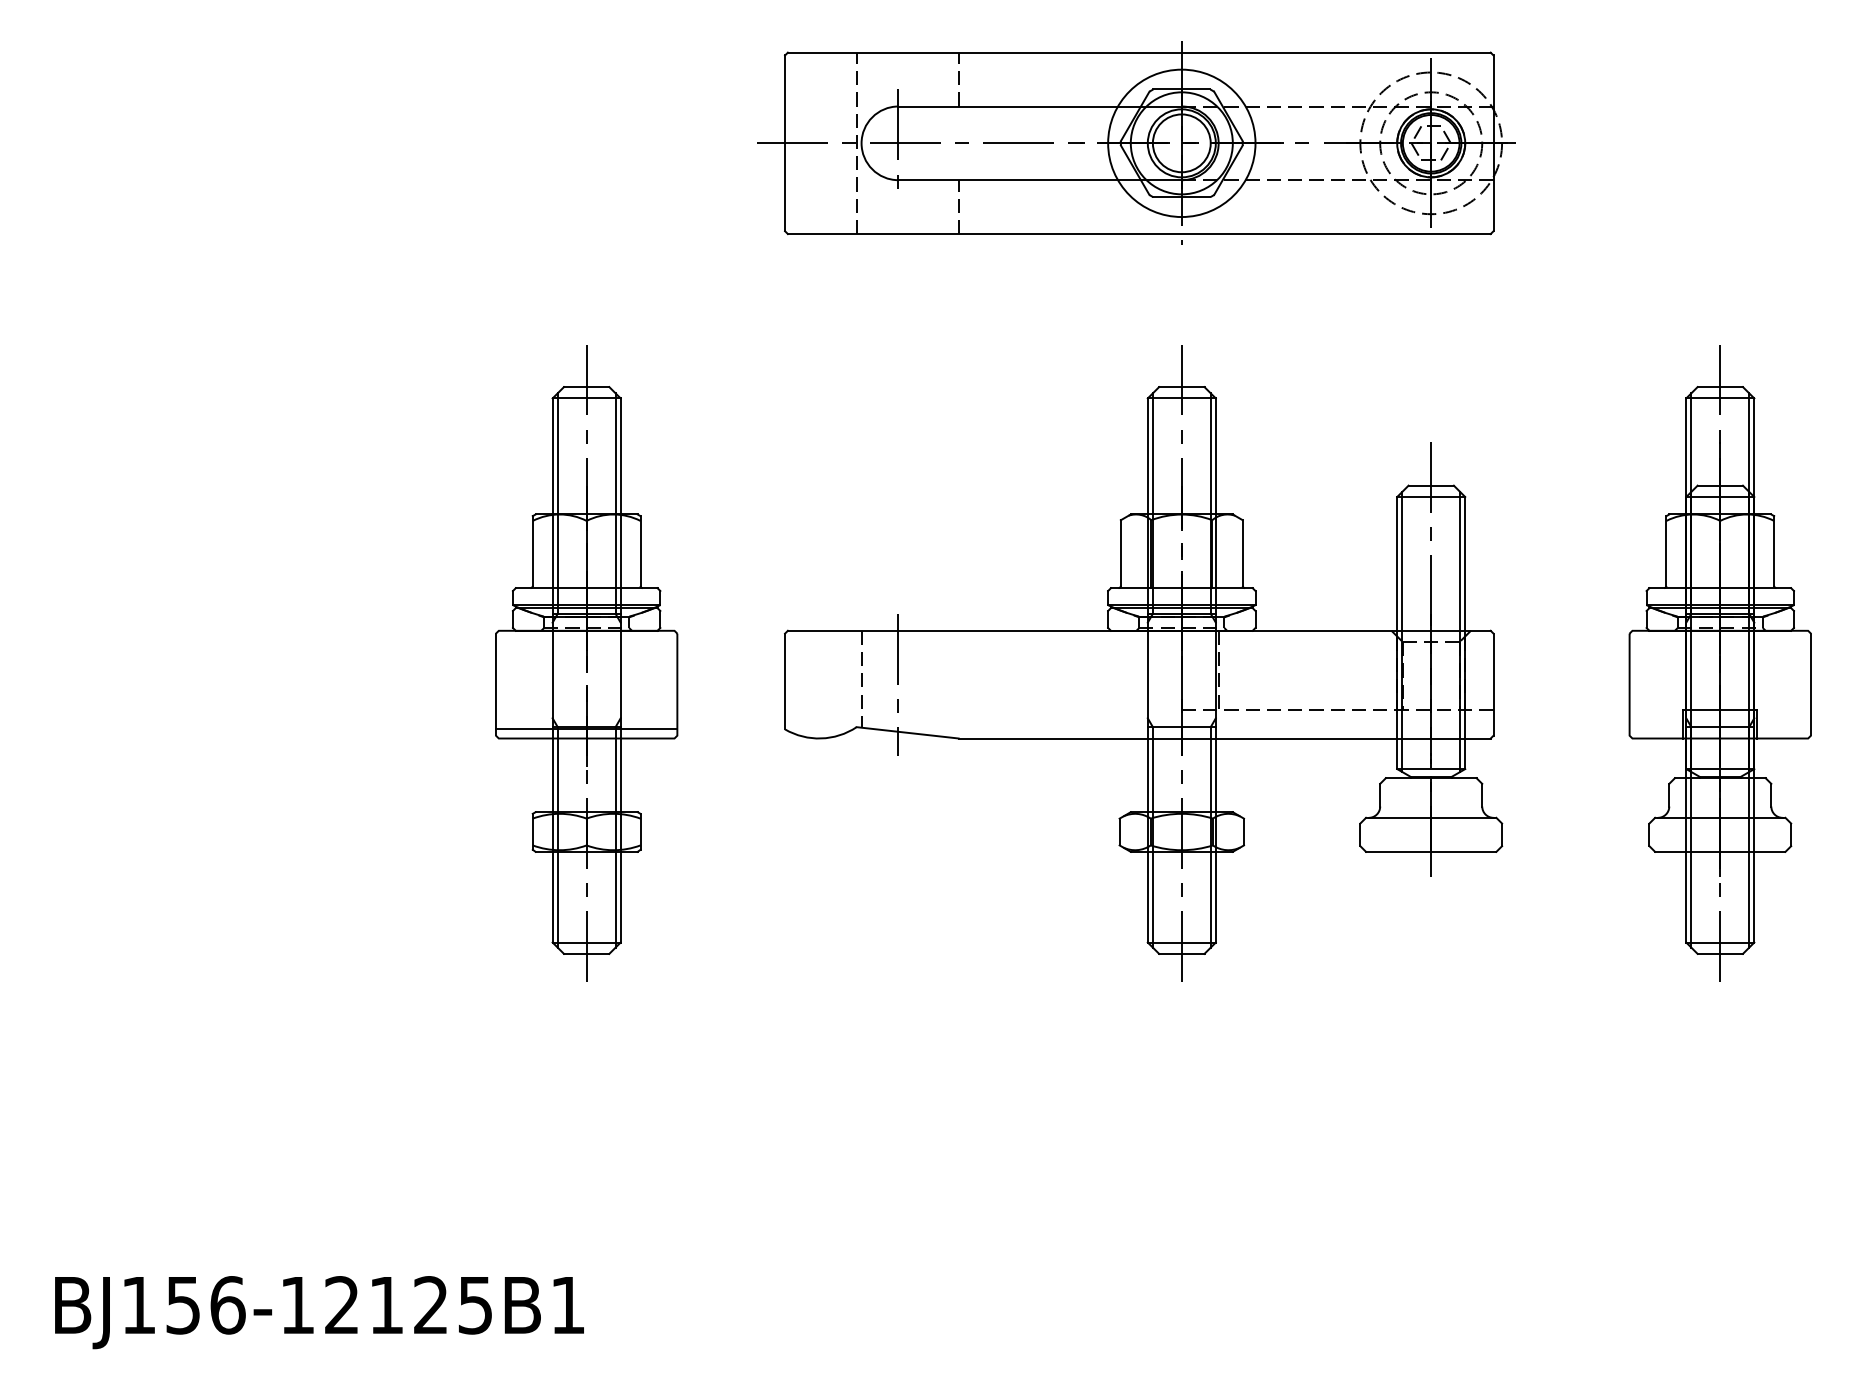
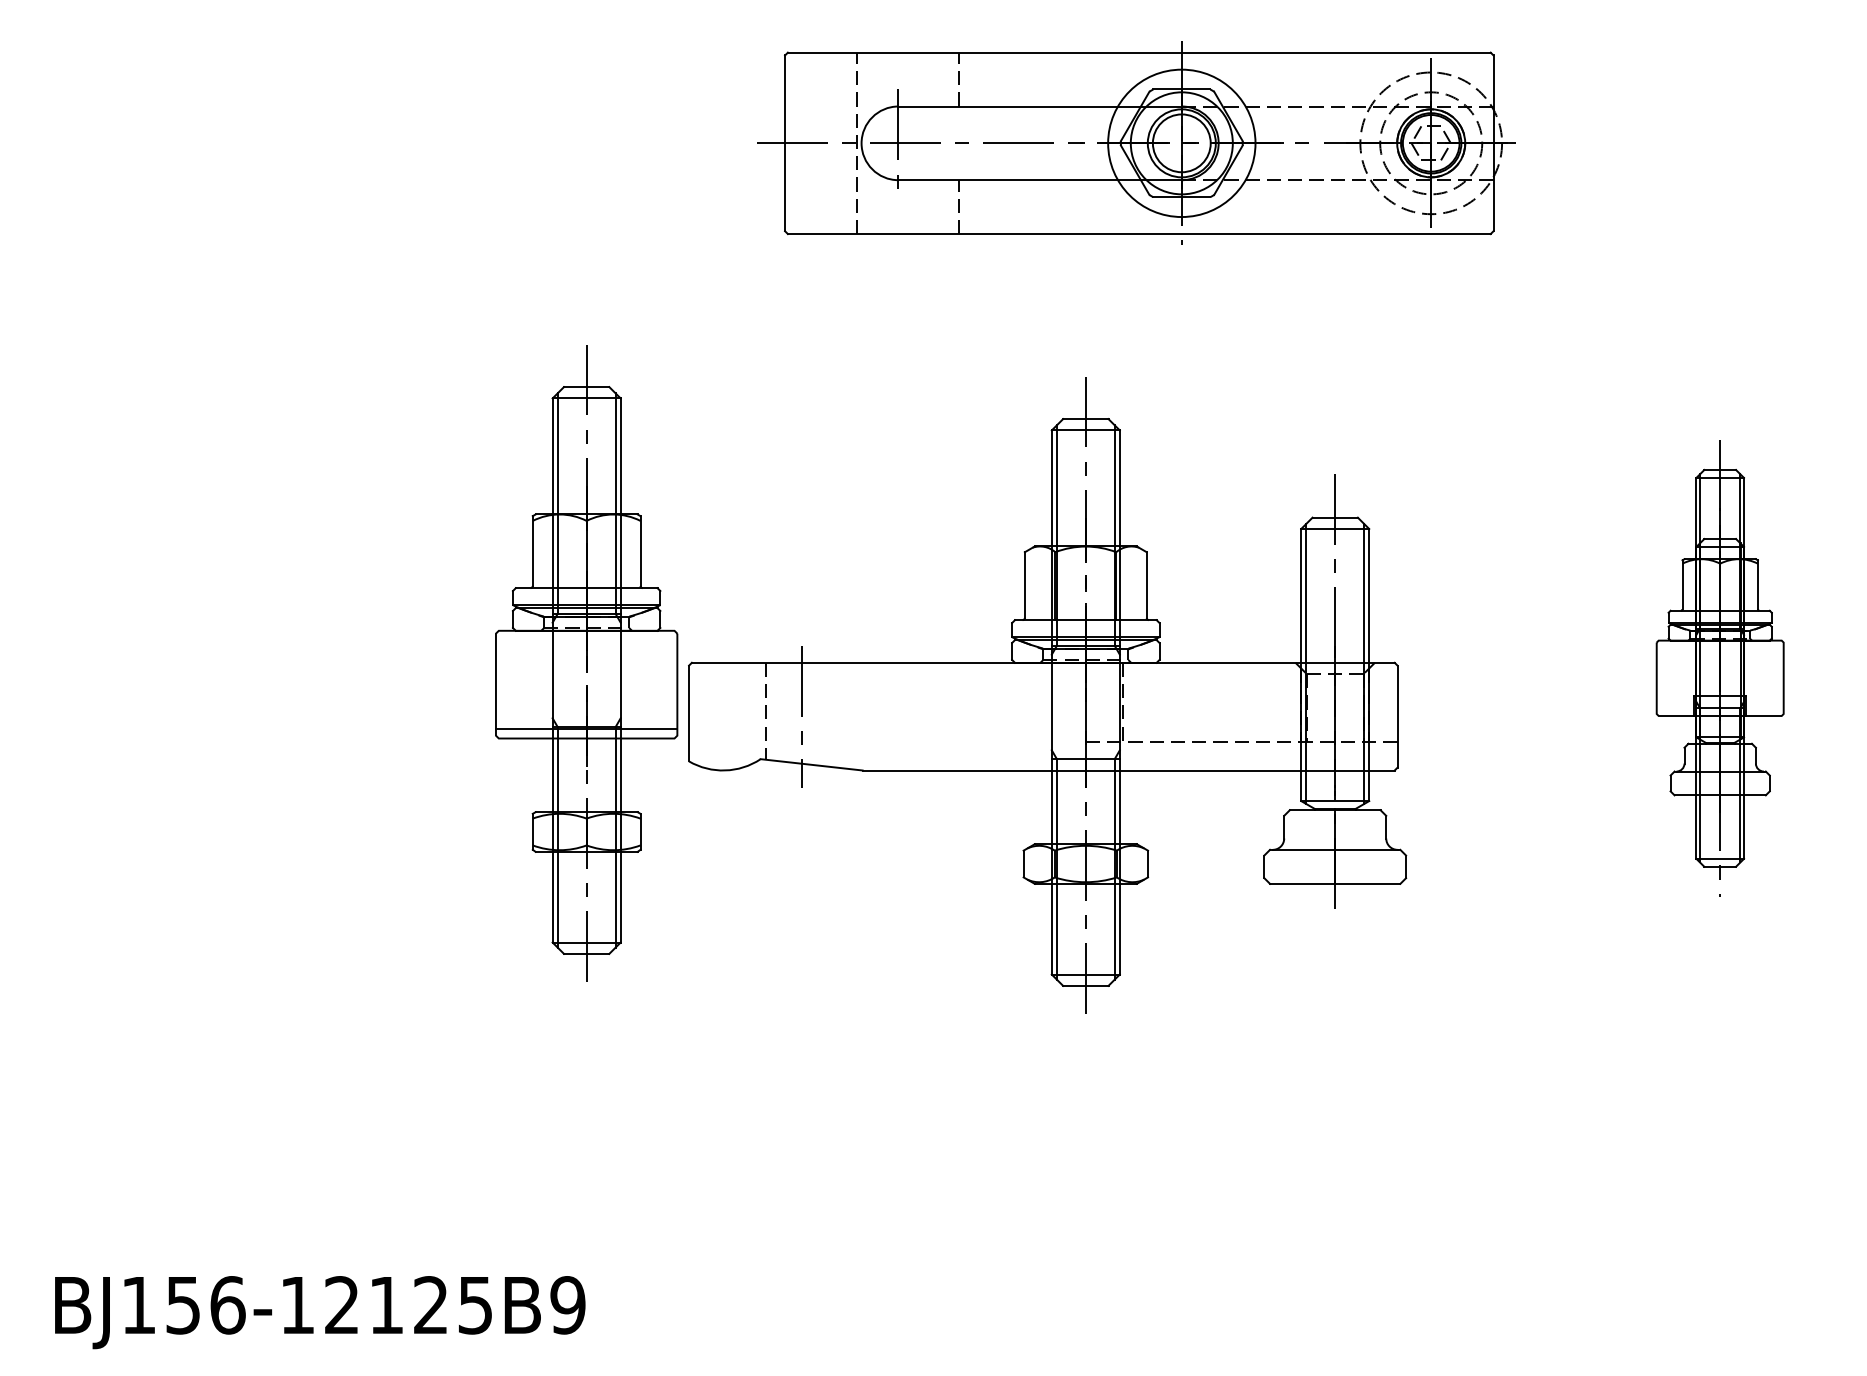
part position: (1143, 663) -> (1047, 695) (1047, 695)
part size: 184x637 px -> 130x440 px (1719, 659)
text: BJ156-12125B1 -> BJ156-12125B9 (567, 1305)
